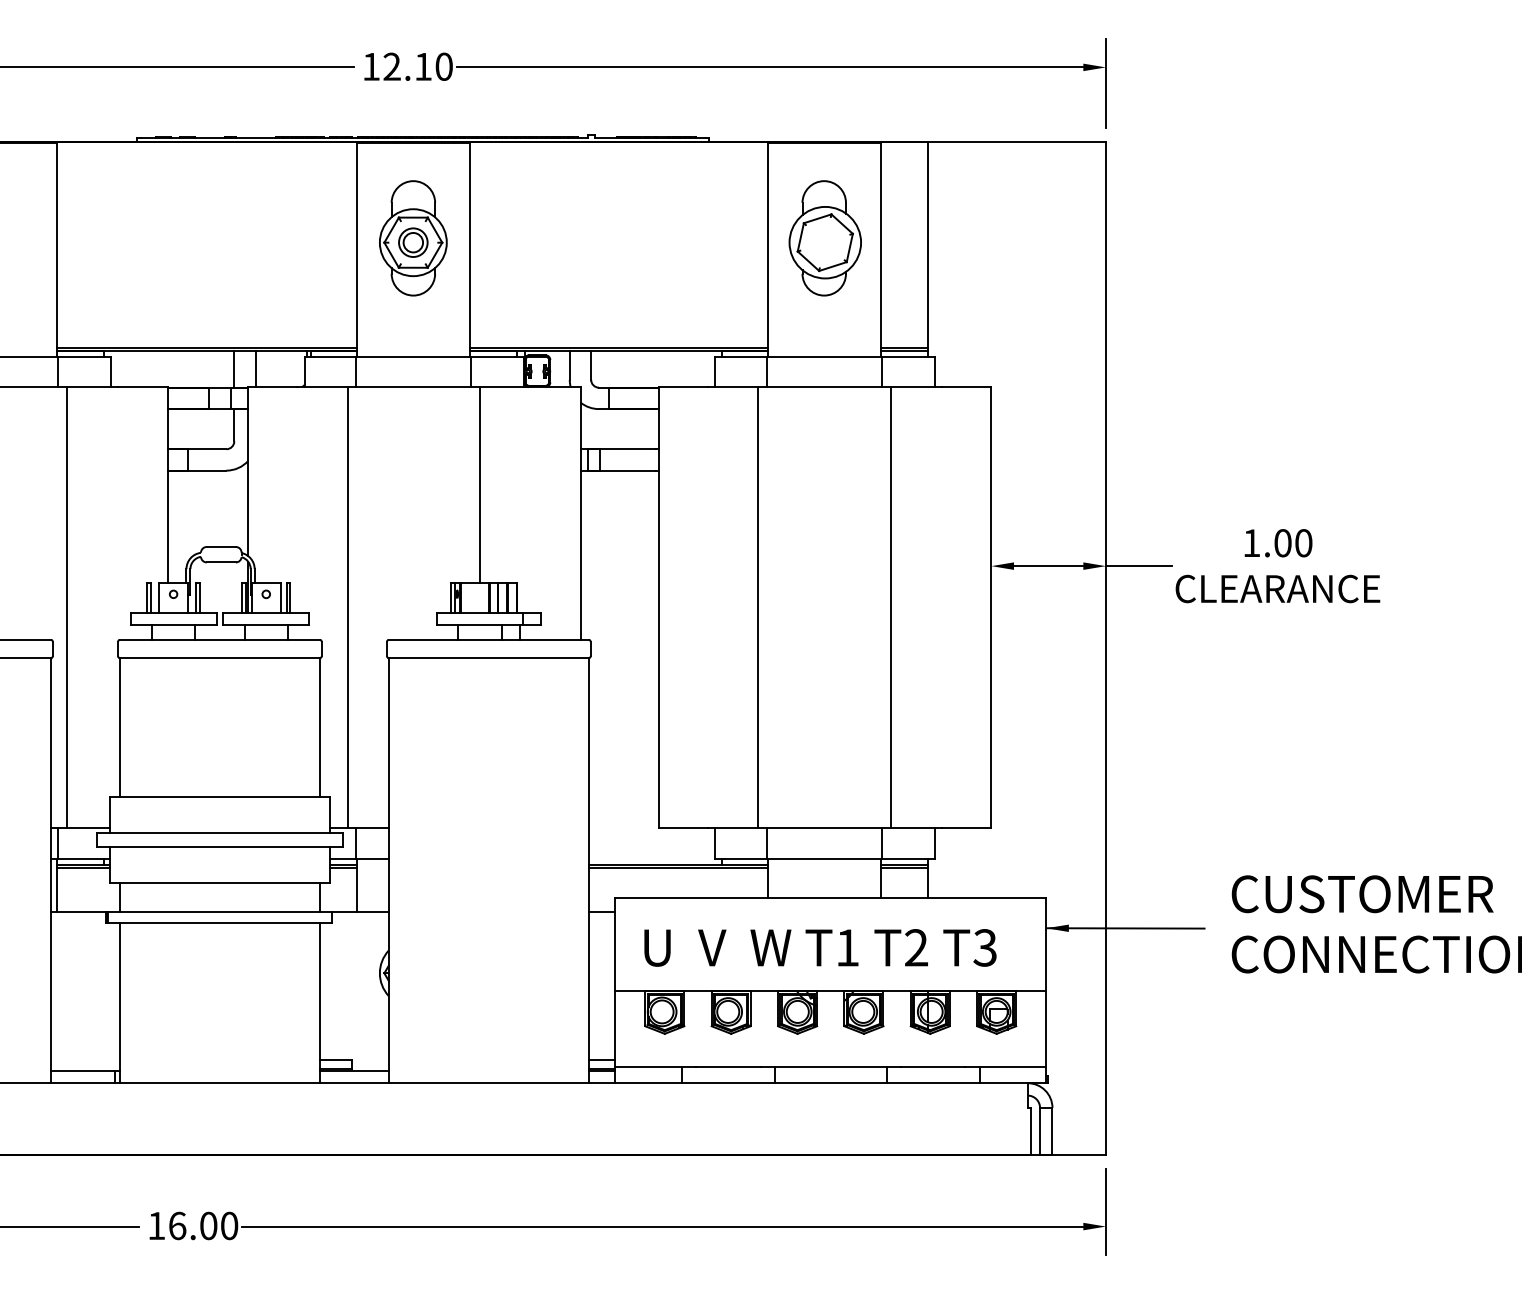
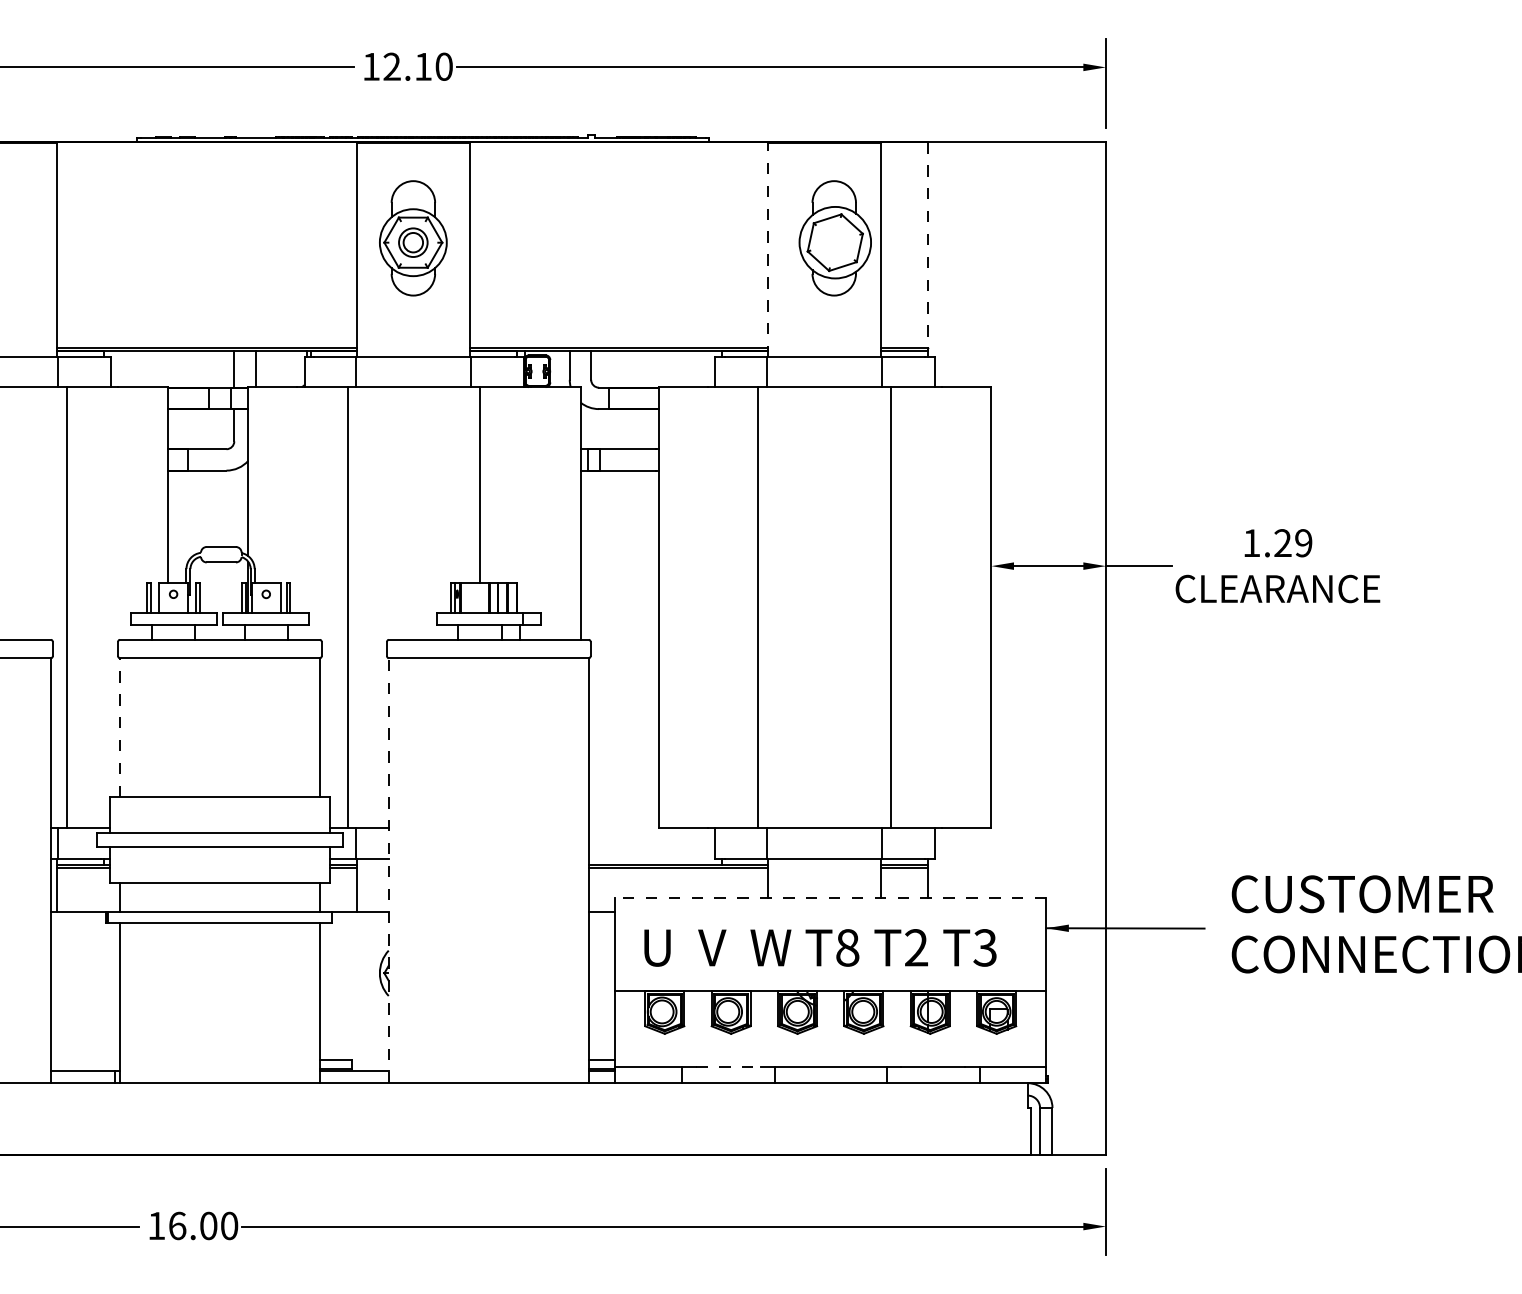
part position: (824, 238) -> (834, 238) (834, 238)
line: solid -> dashed (928, 245)
line: solid -> dashed (768, 249)
text: 1.00 -> 1.29 (1293, 543)
line: solid -> dashed (119, 727)
line: solid -> dashed (388, 870)
line: solid -> dashed (830, 898)
text: T1 -> T8 (847, 947)
line: solid -> dashed (728, 1066)
